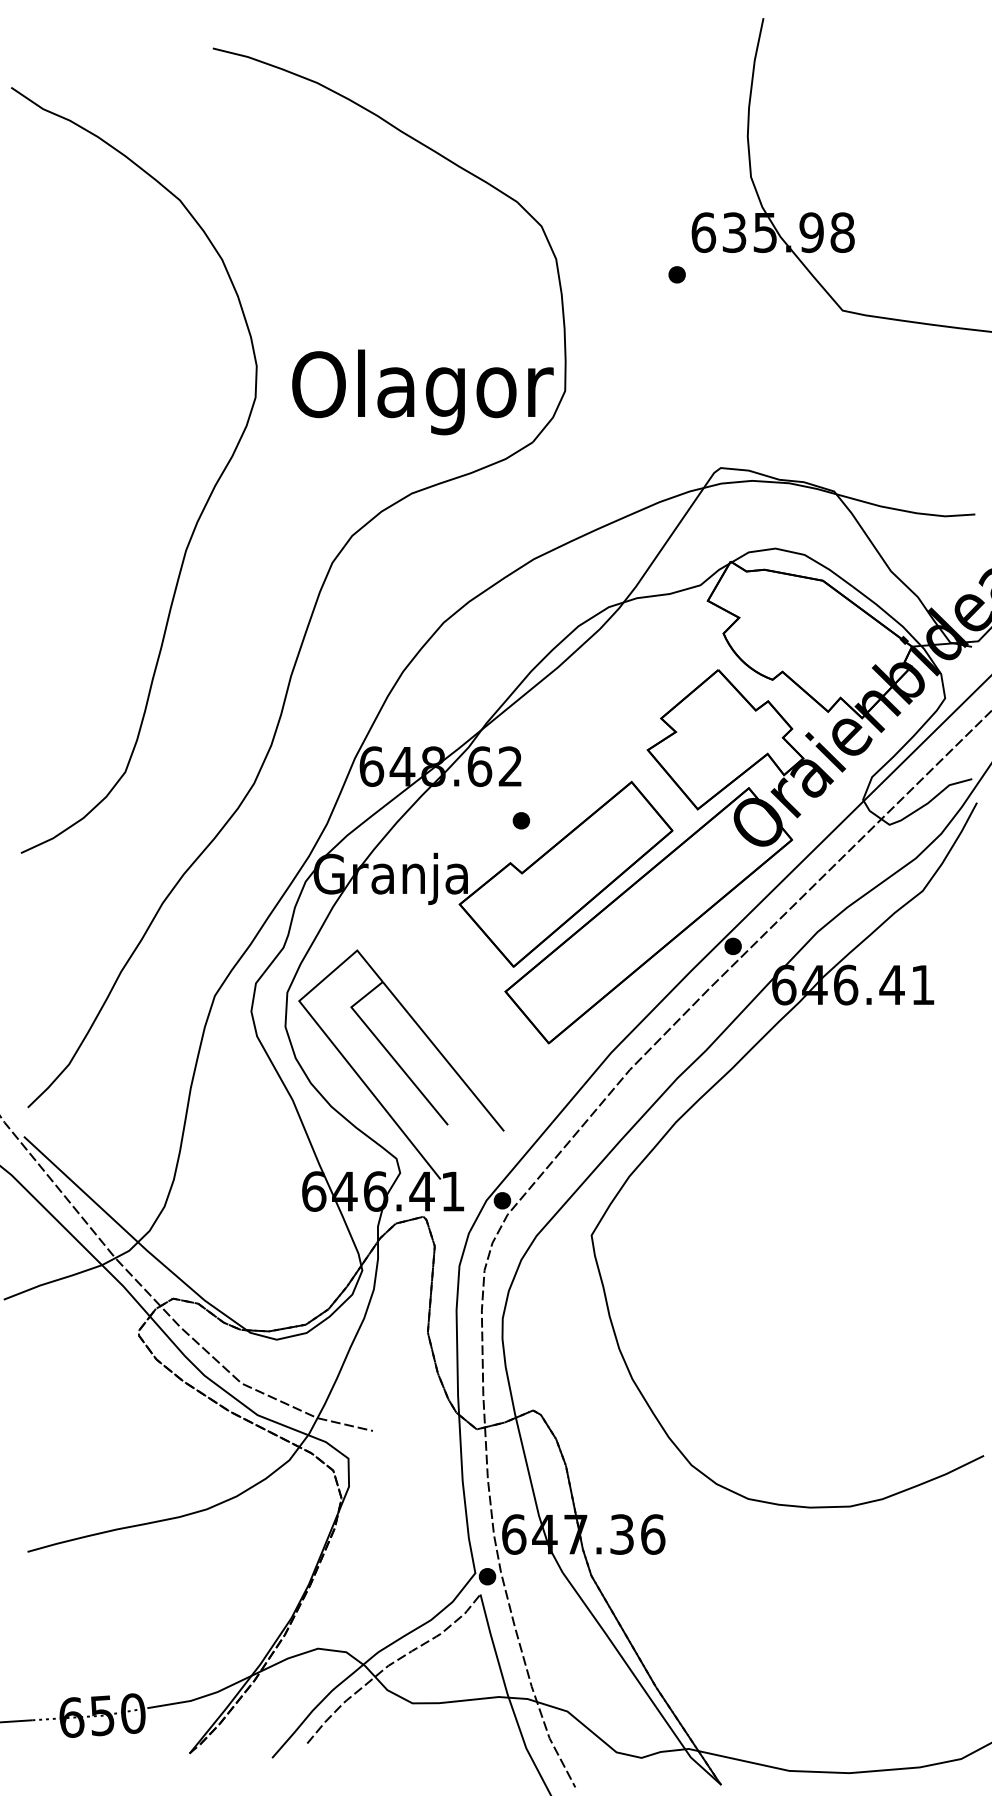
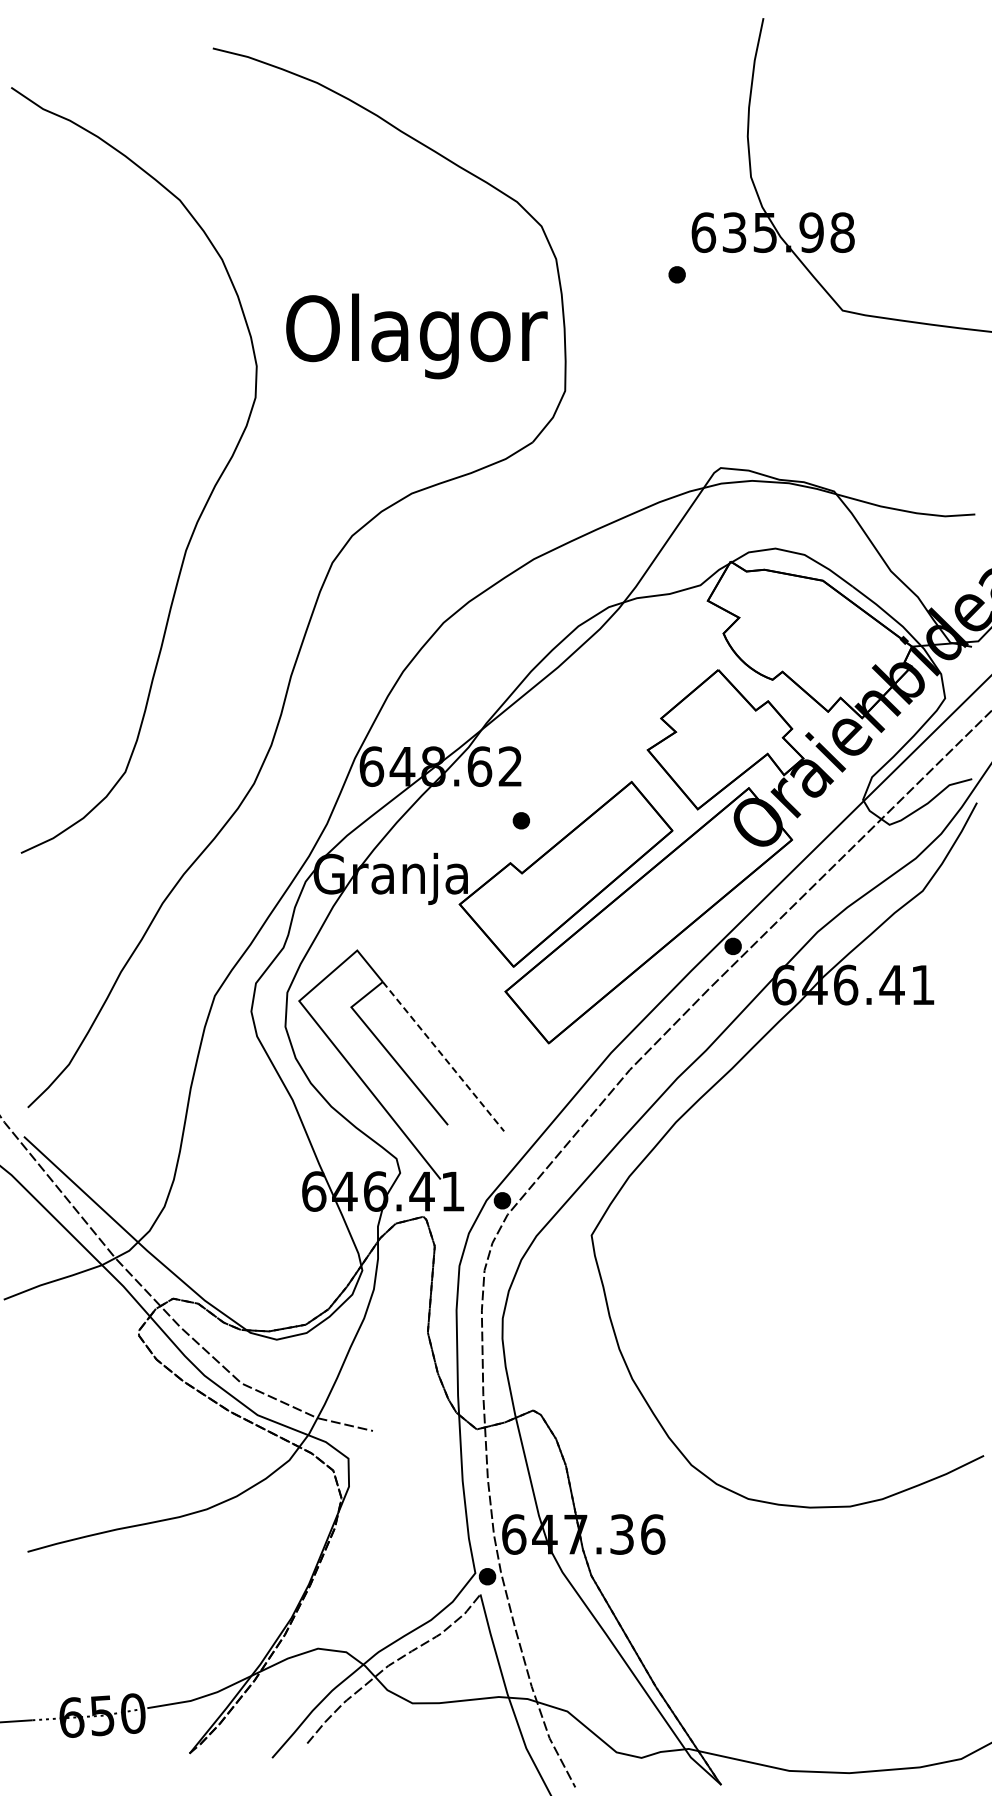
text position: (422, 392) -> (416, 336) (416, 336)
line: solid -> dashed (443, 1057)
